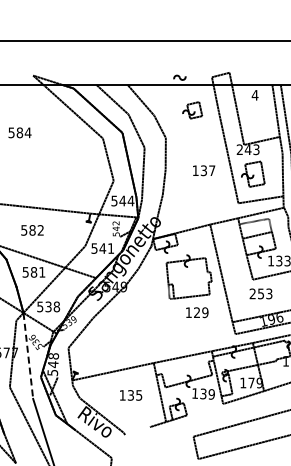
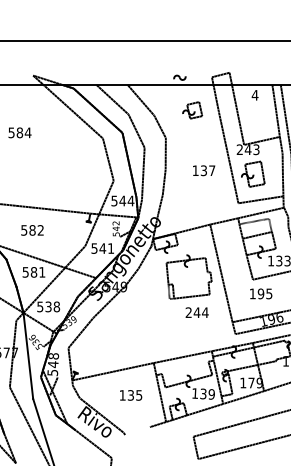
text: 253 -> 195 (260, 293)
text: 129 -> 244 (196, 312)
line: dashed -> solid (28, 356)
line: none -> present (205, 409)
